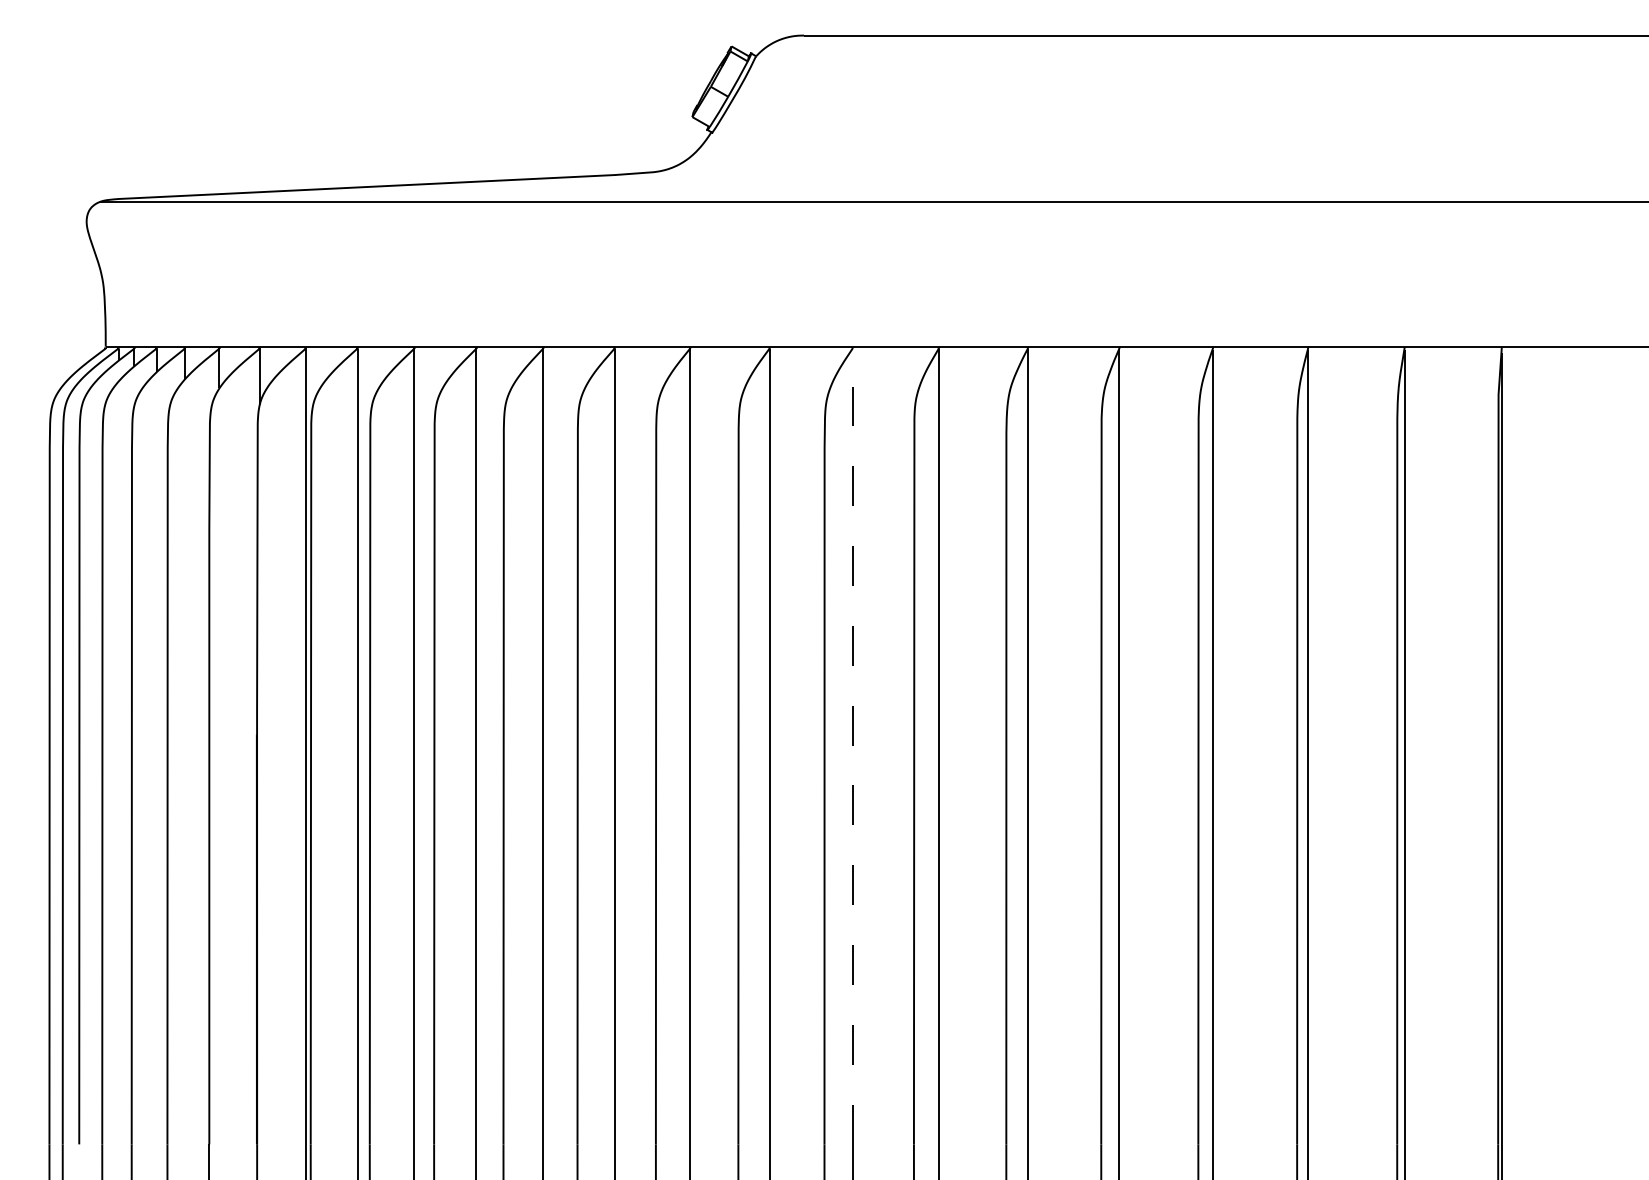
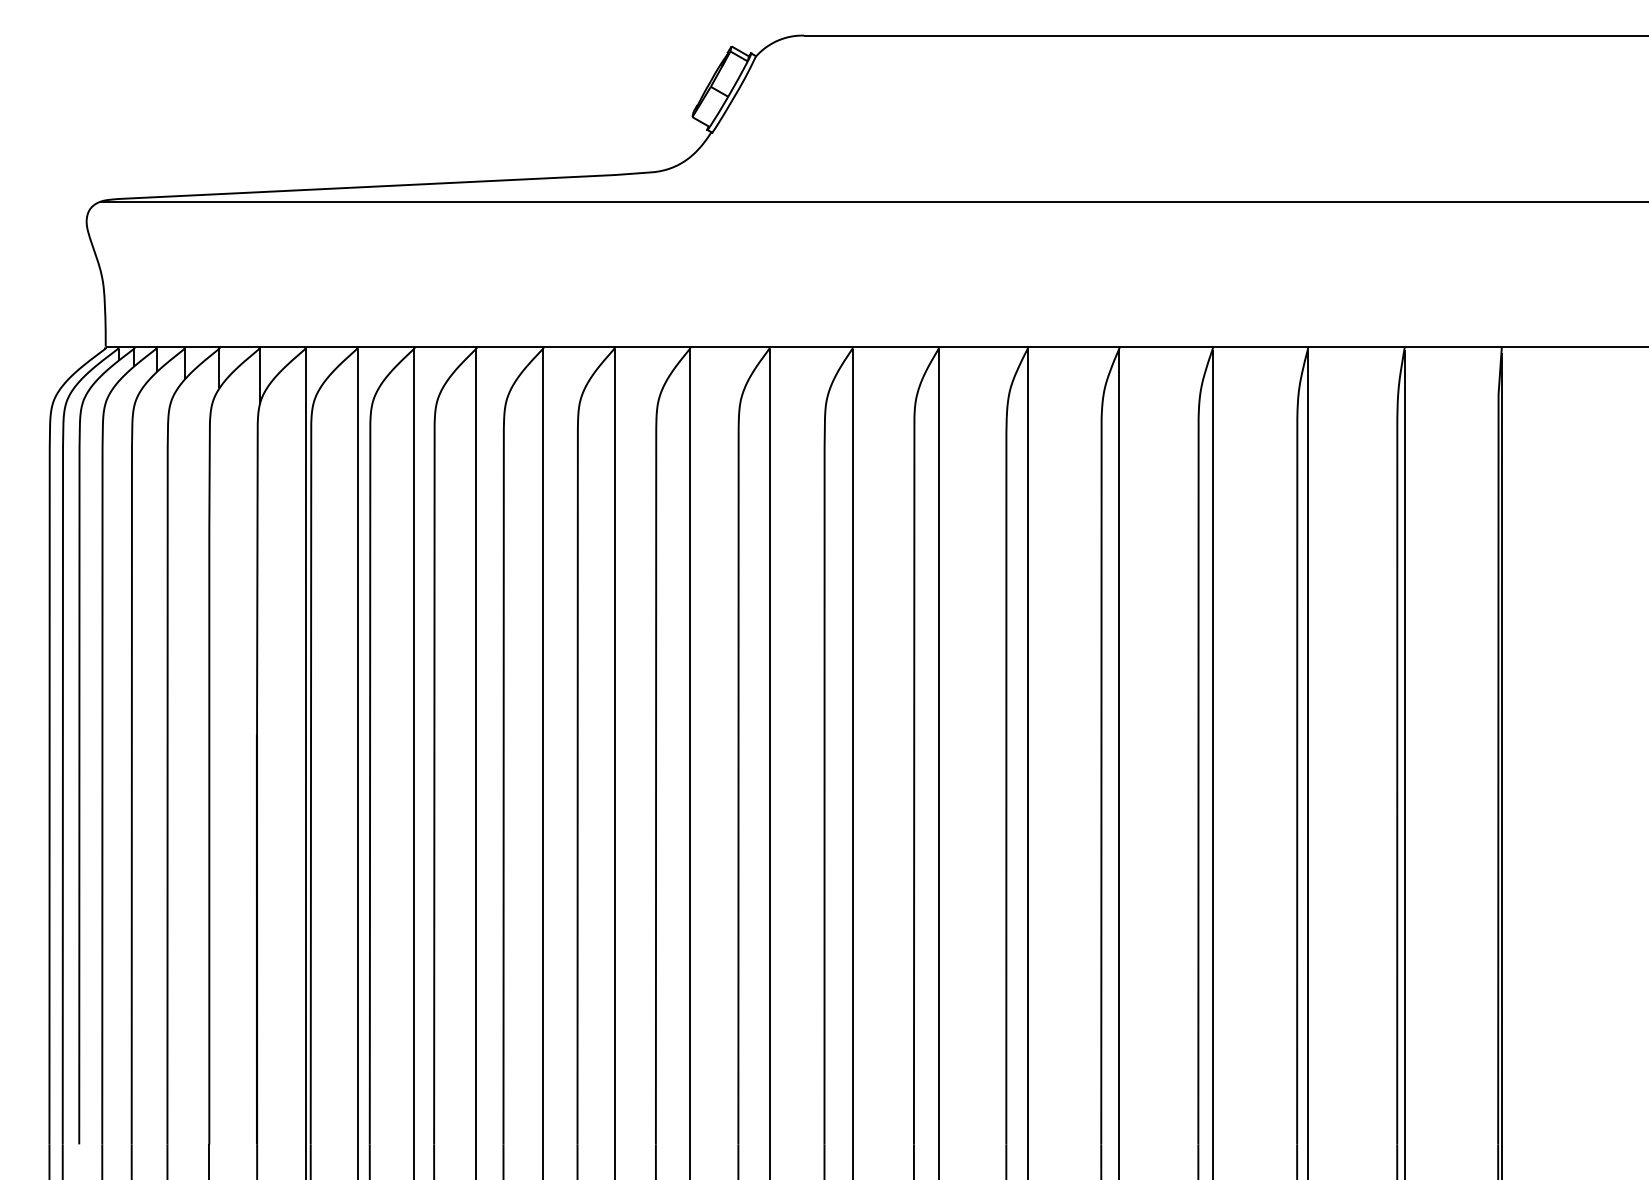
line: dashed -> solid (852, 746)
